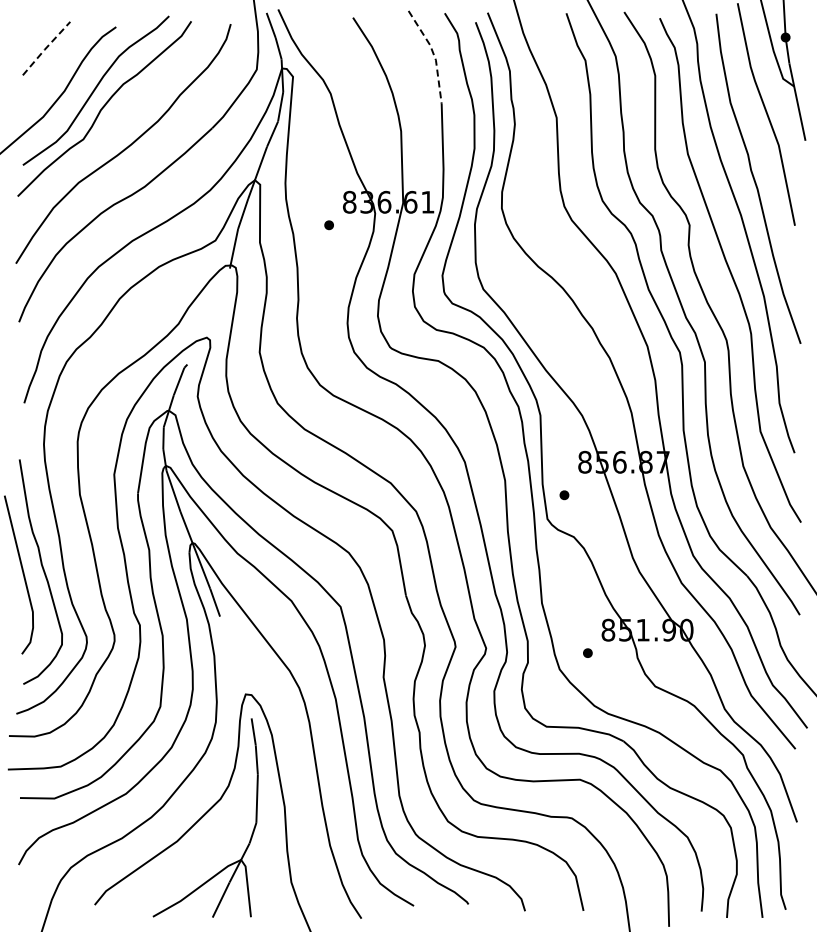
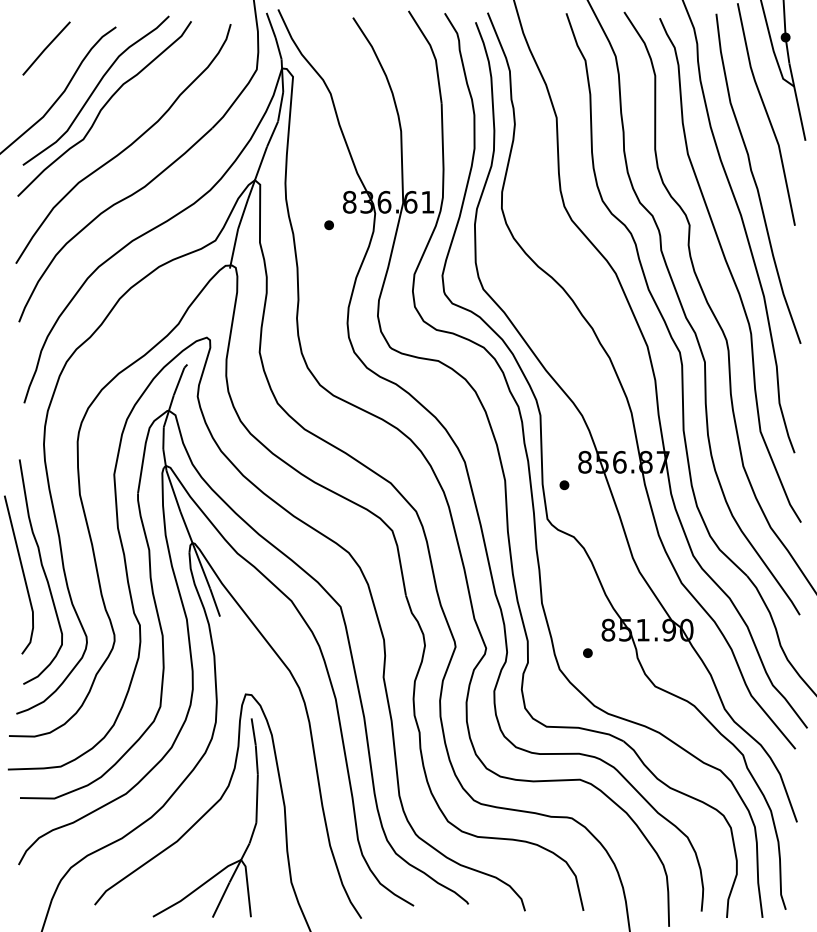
line: dashed -> solid (45, 48)
line: dashed -> solid (433, 54)
part position: (564, 495) -> (564, 485) (564, 485)
